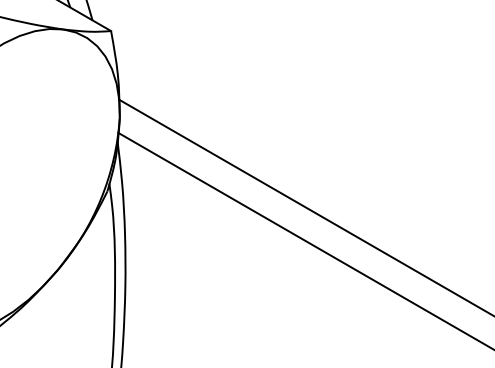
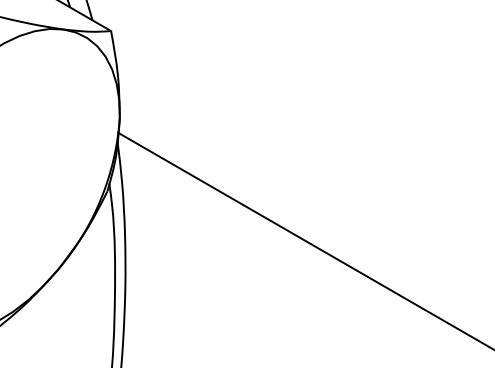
line: present -> none (305, 206)
